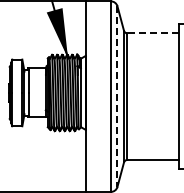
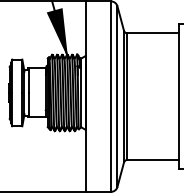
line: dashed -> solid (152, 33)
line: dashed -> solid (117, 97)
